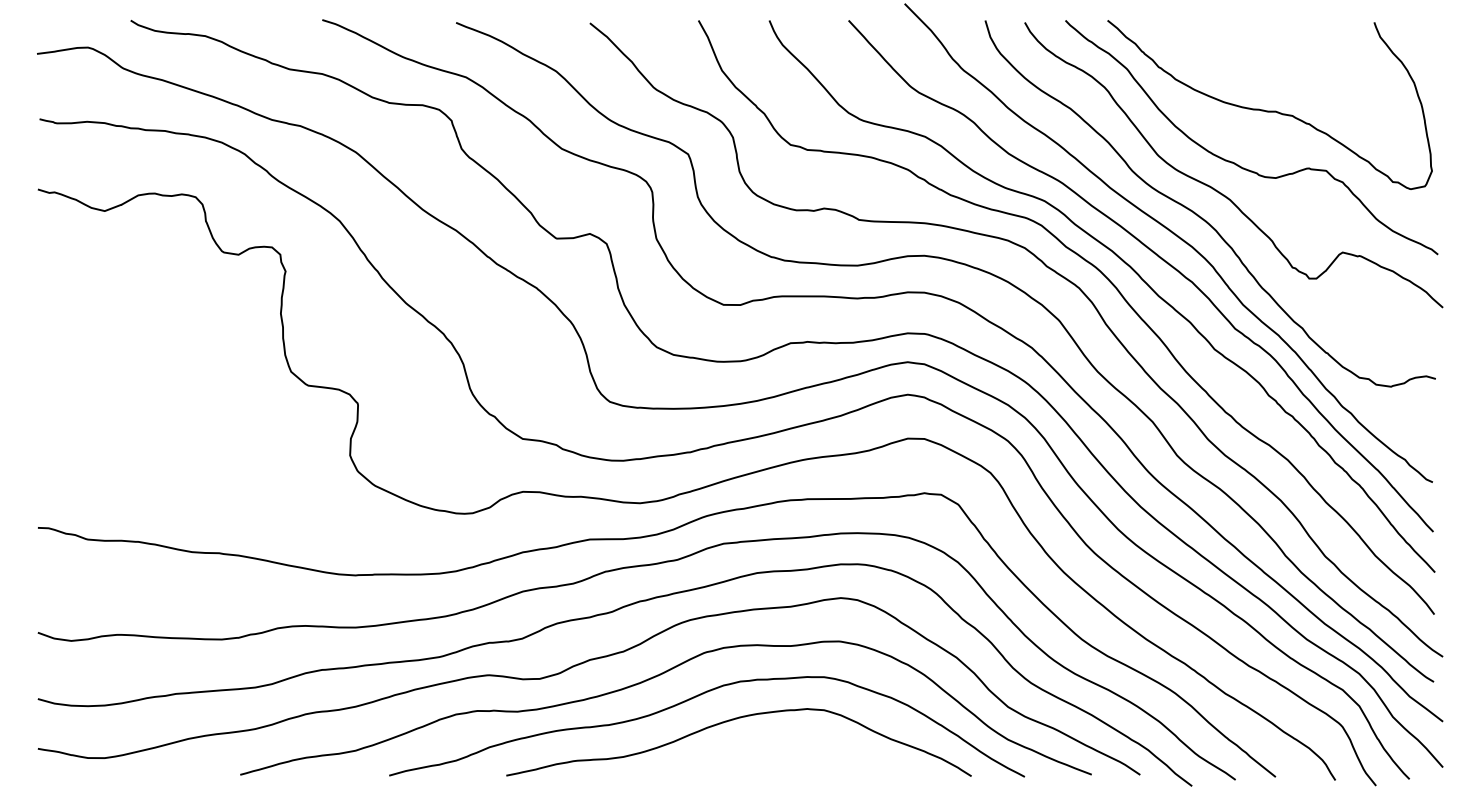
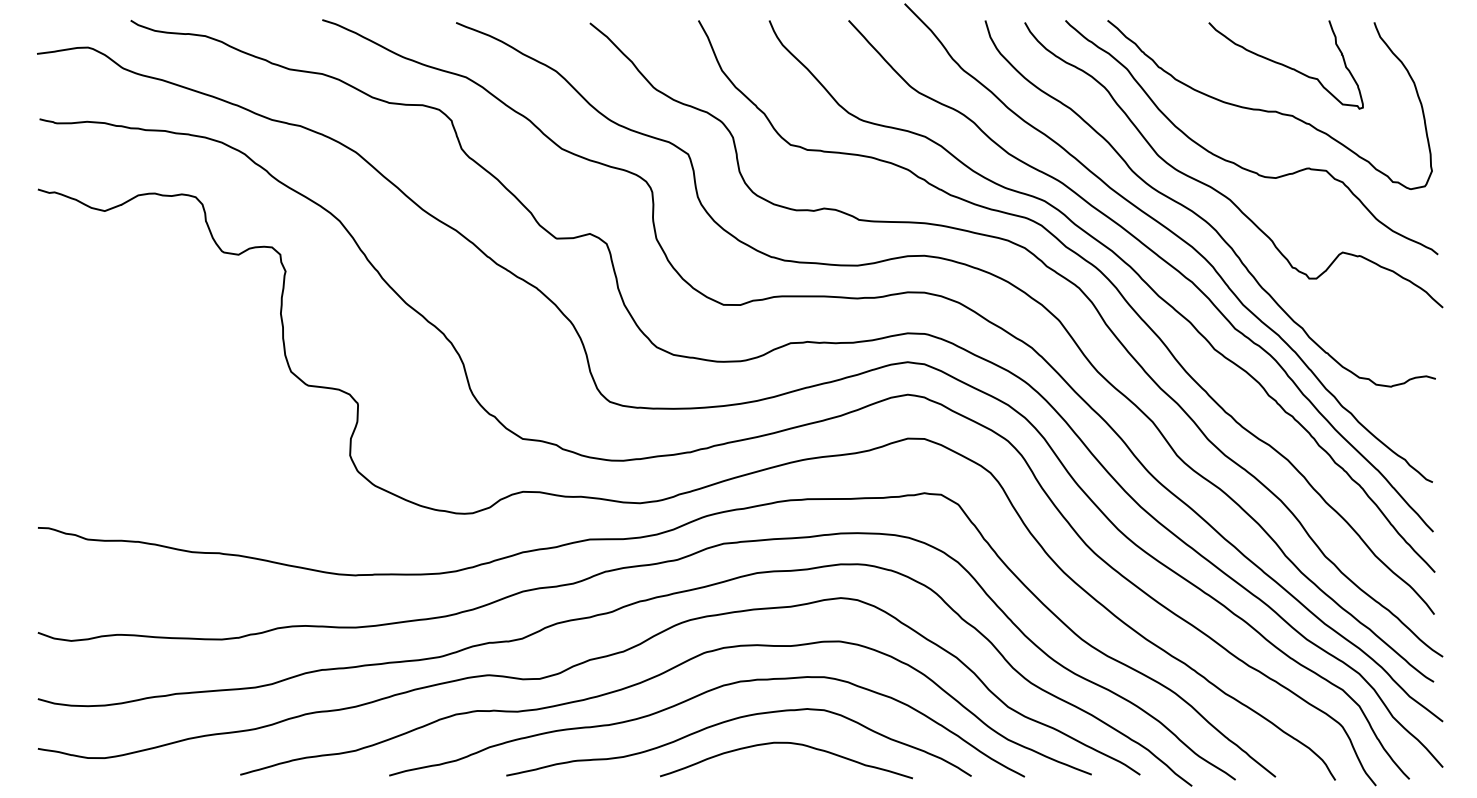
curve: none -> present (1284, 64)
curve: none -> present (786, 743)
